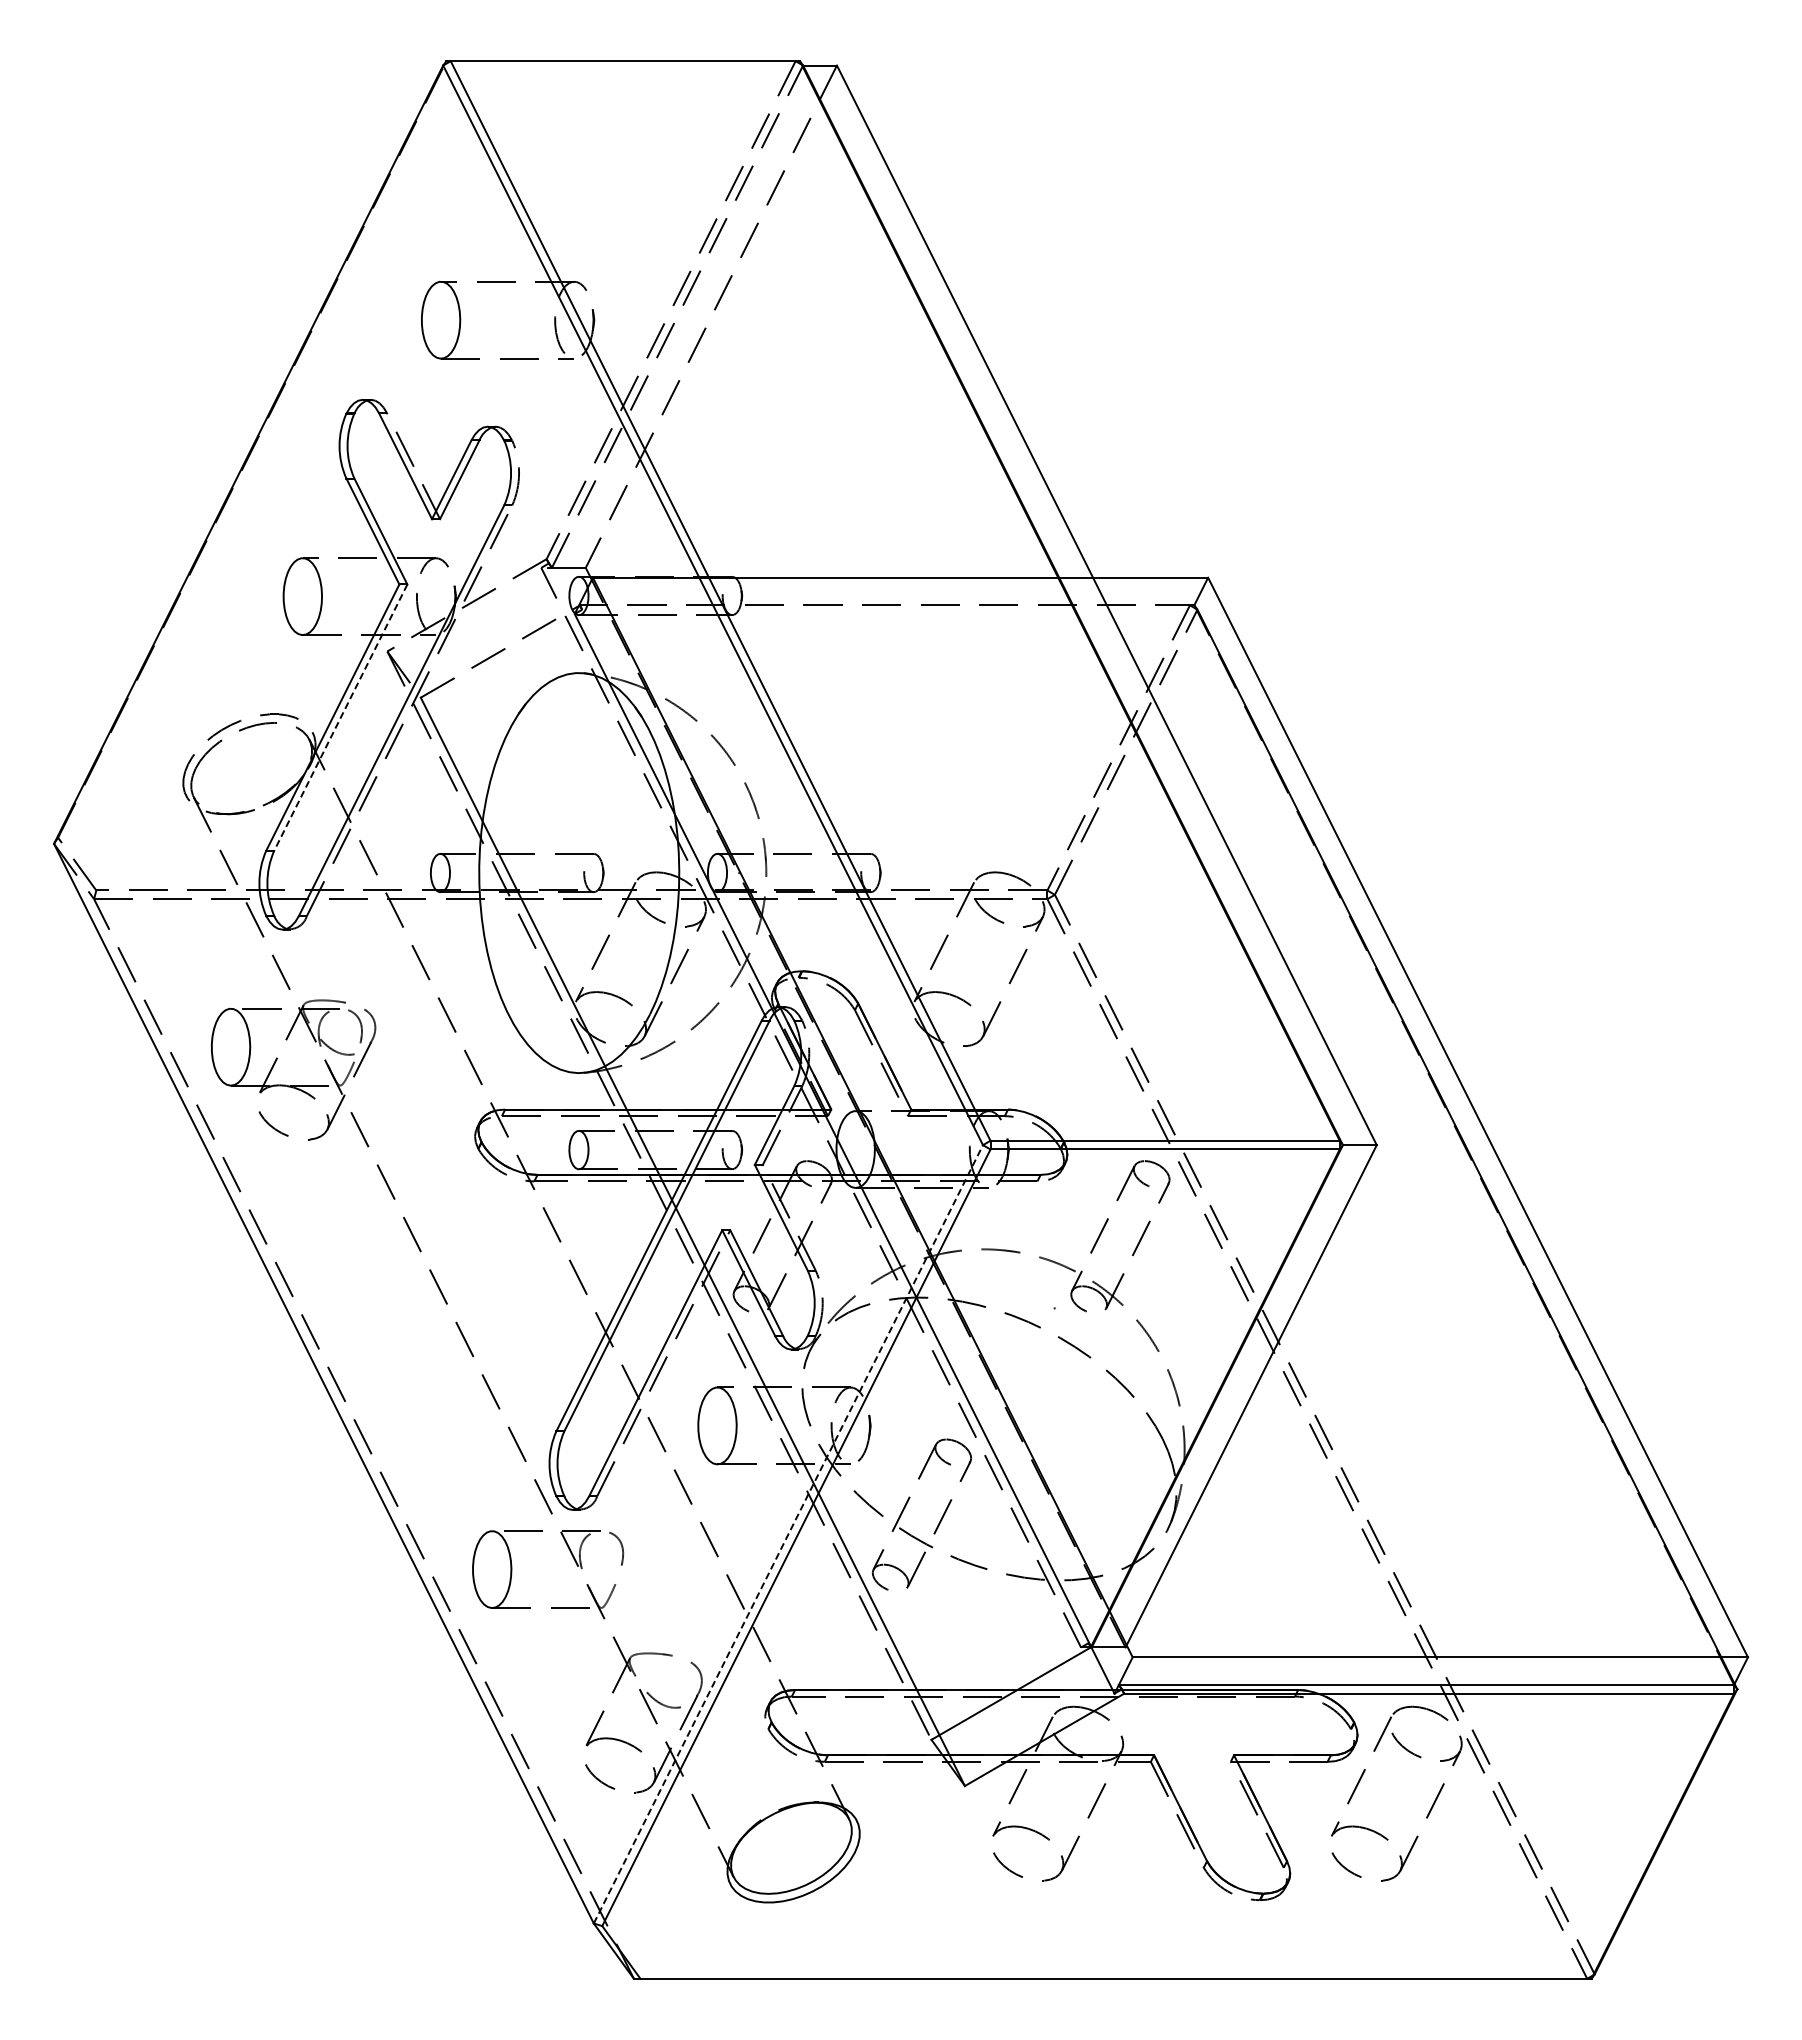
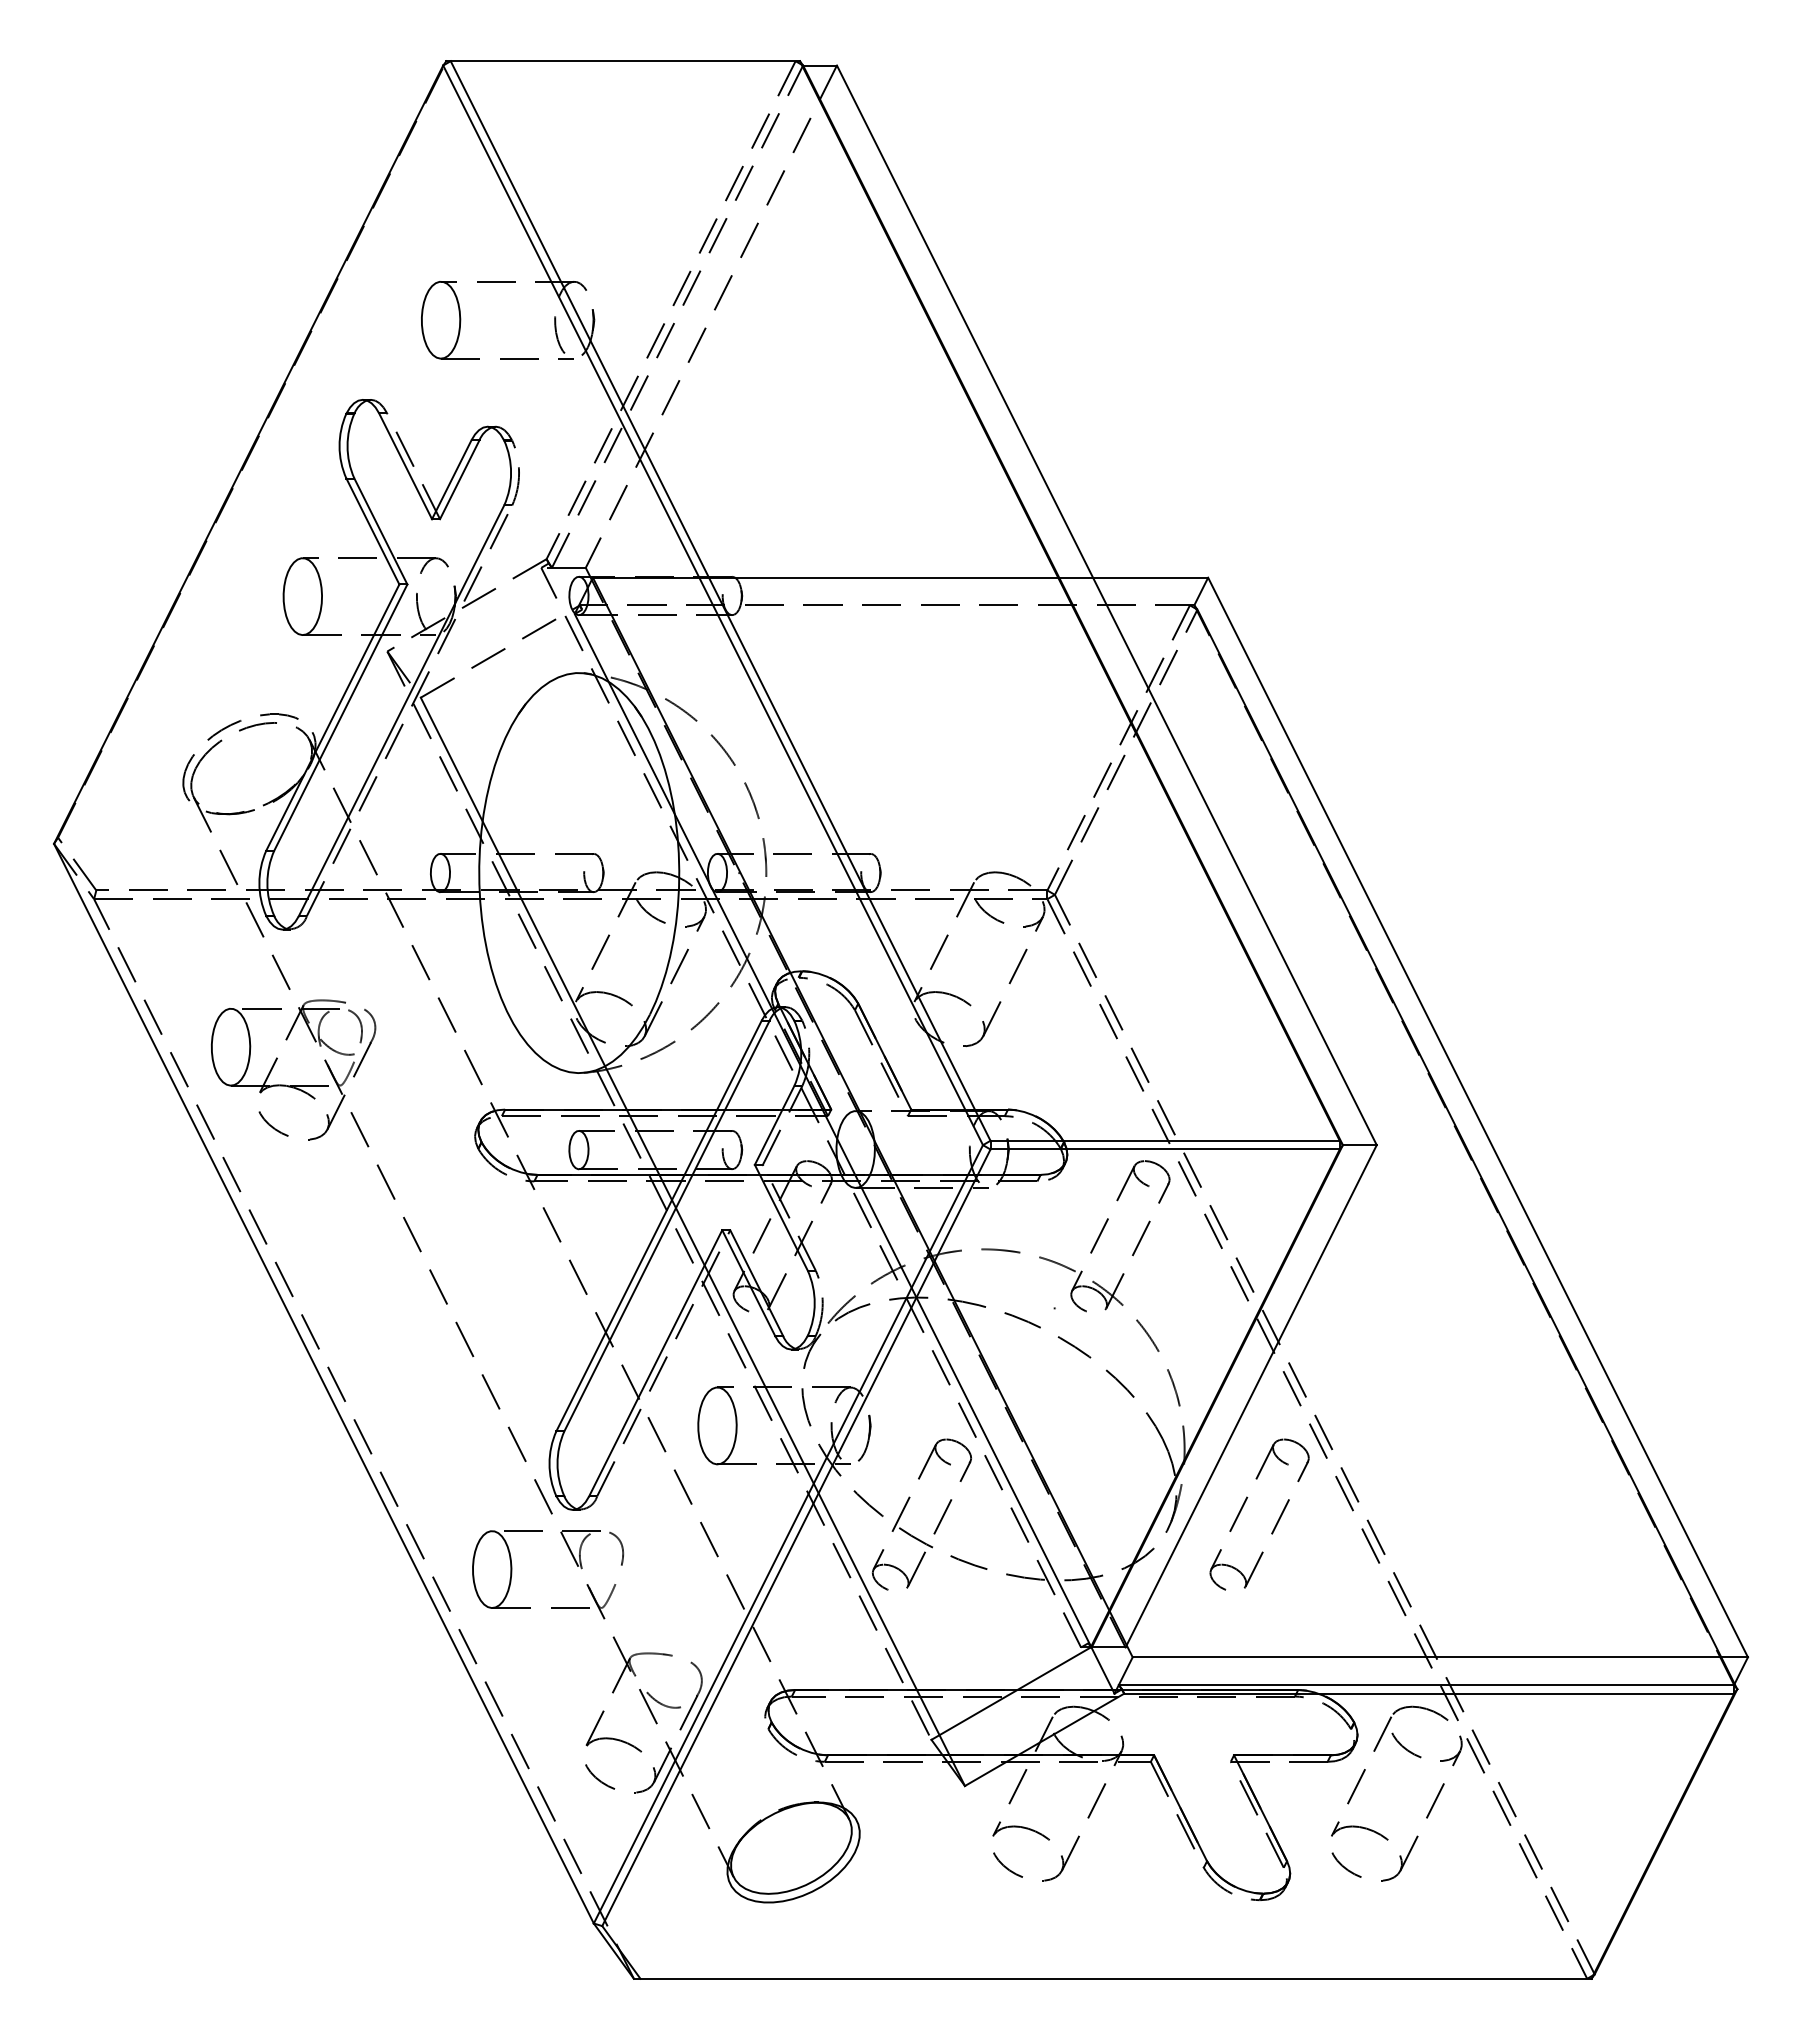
line: dashed -> solid (340, 717)
part: none -> present (1243, 1507)
line: dashed -> solid (788, 1533)
